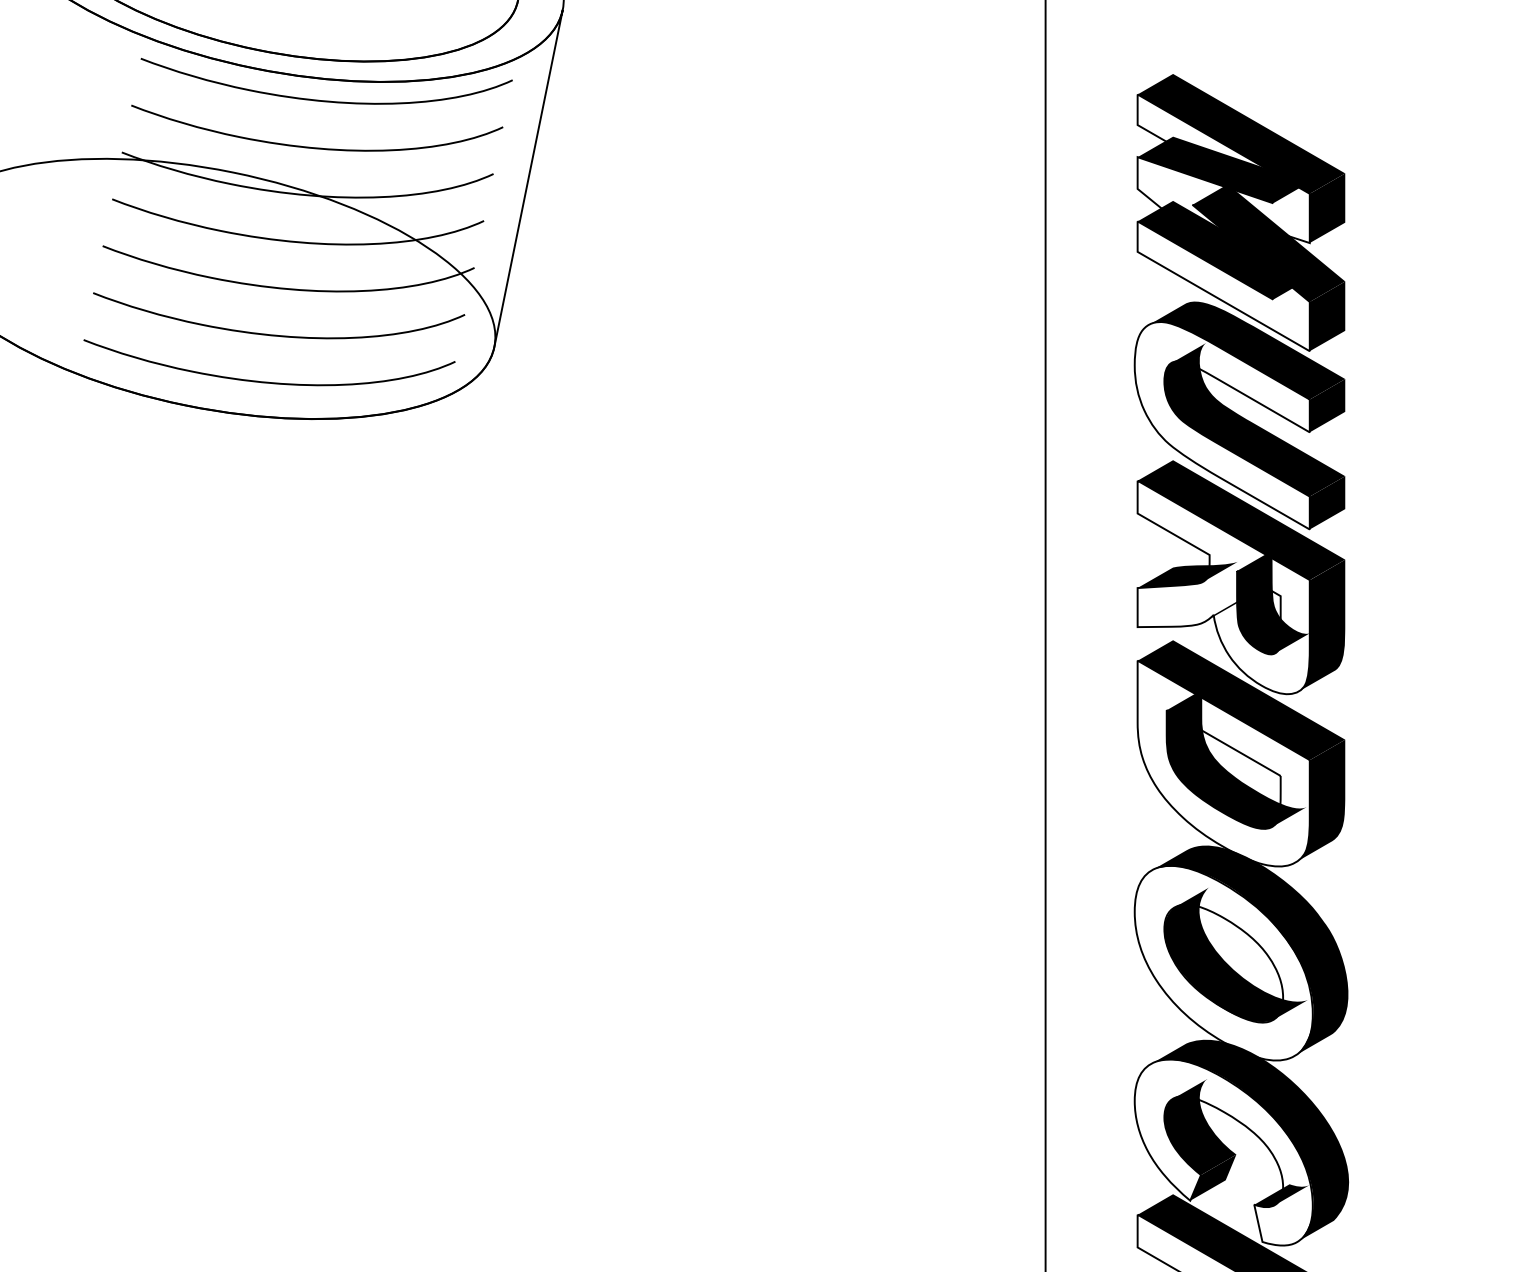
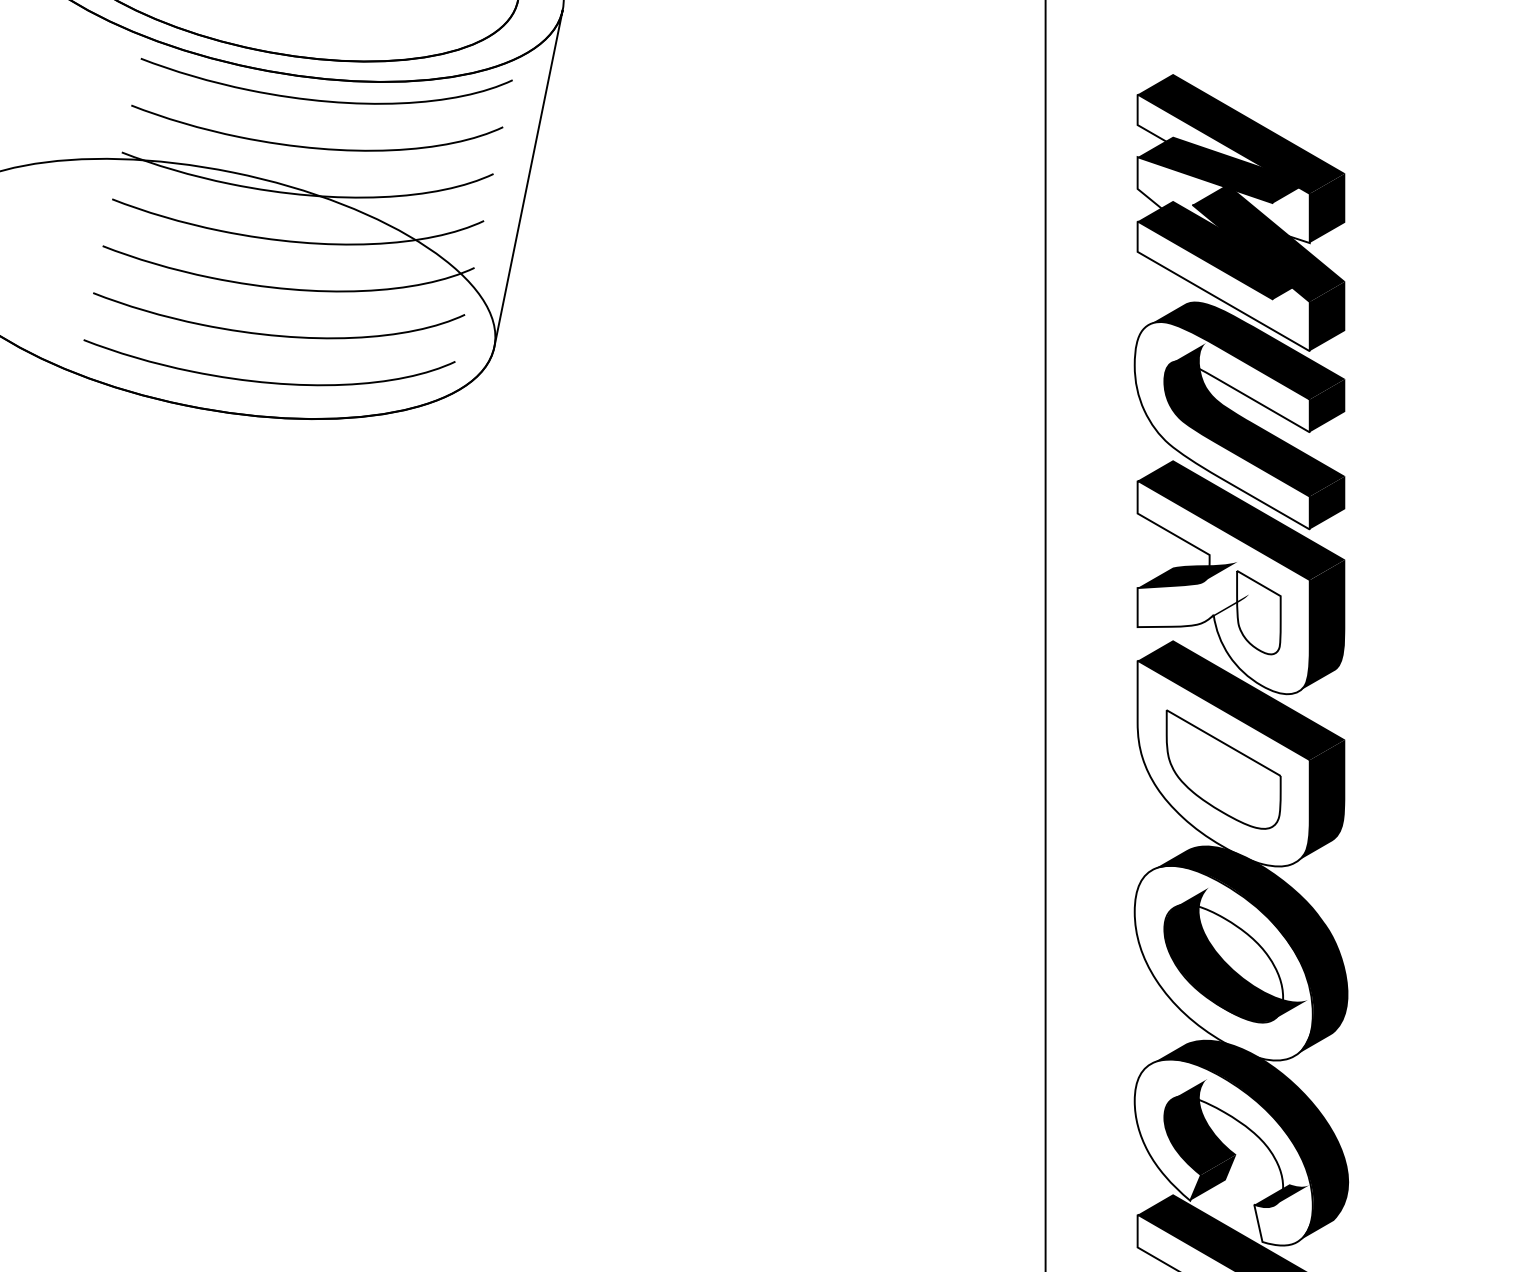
fill: present -> none (1273, 602)
fill: present -> none (1236, 758)
